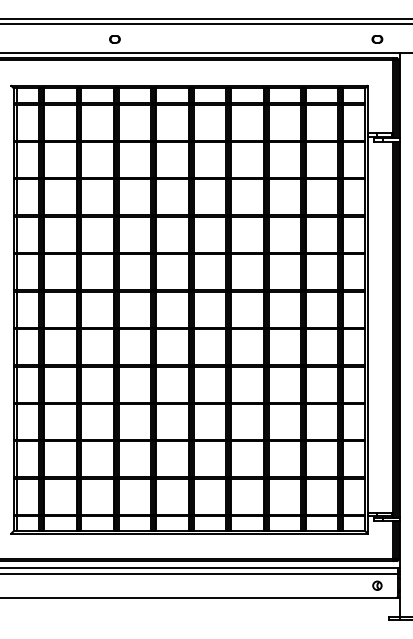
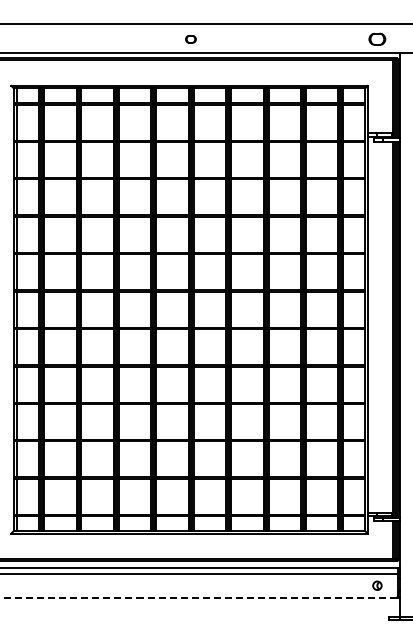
line: present -> none (205, 19)
part position: (114, 39) -> (190, 39) (190, 39)
part size: 13x9 px -> 19x14 px (377, 38)
line: solid -> dashed (197, 597)
